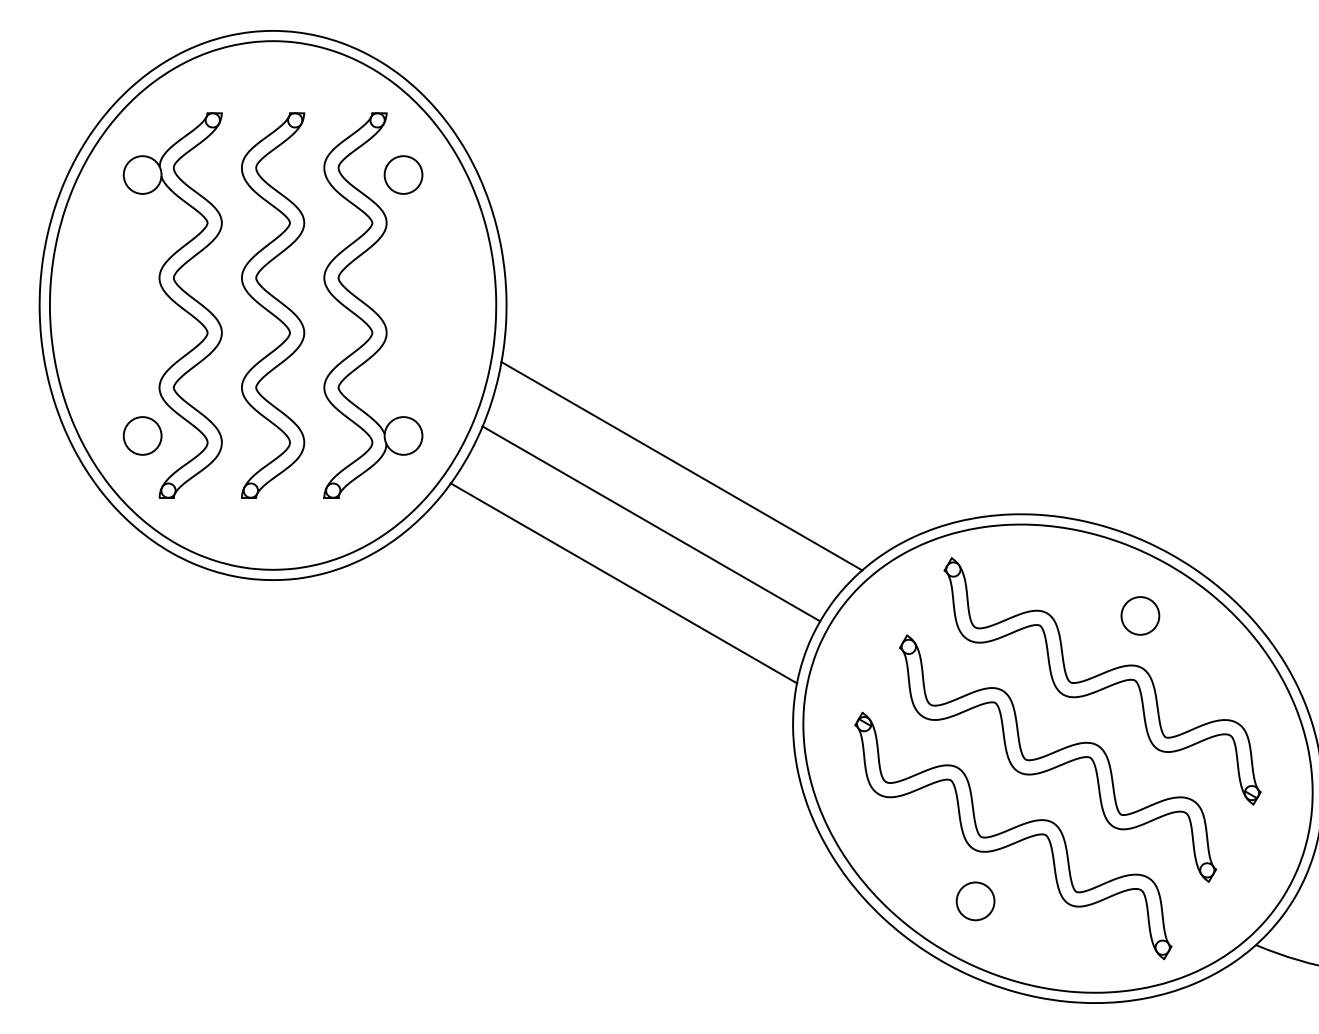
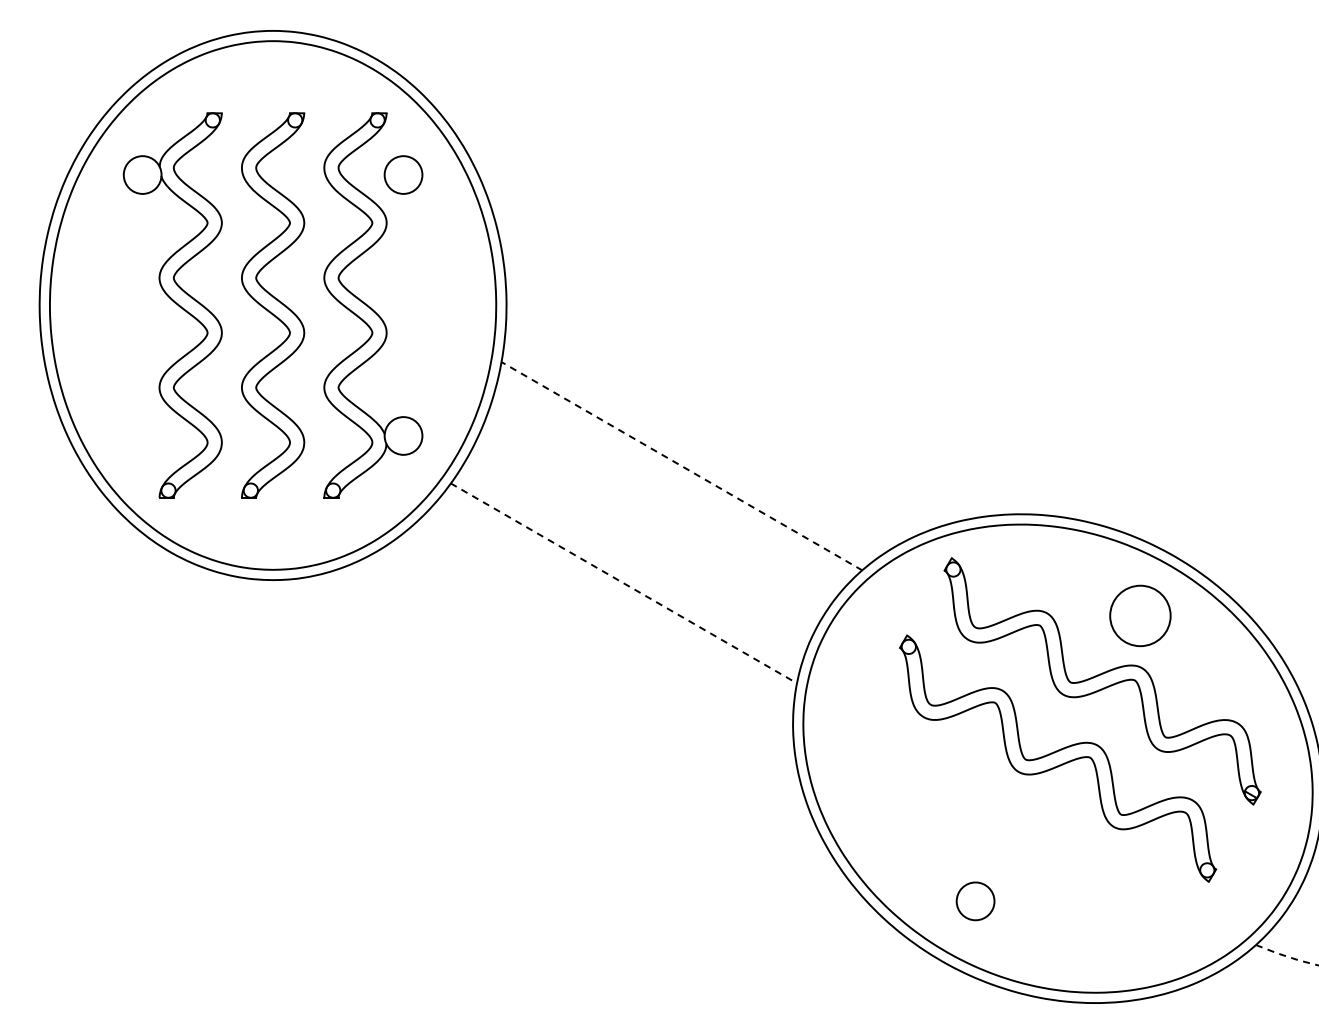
circle: present -> none (142, 435)
line: solid -> dashed (681, 466)
line: present -> none (651, 523)
line: solid -> dashed (624, 583)
circle diameter: 38 px -> 60 px (1140, 615)
part: present -> none (1013, 835)
arc: solid -> dashed (1287, 956)
